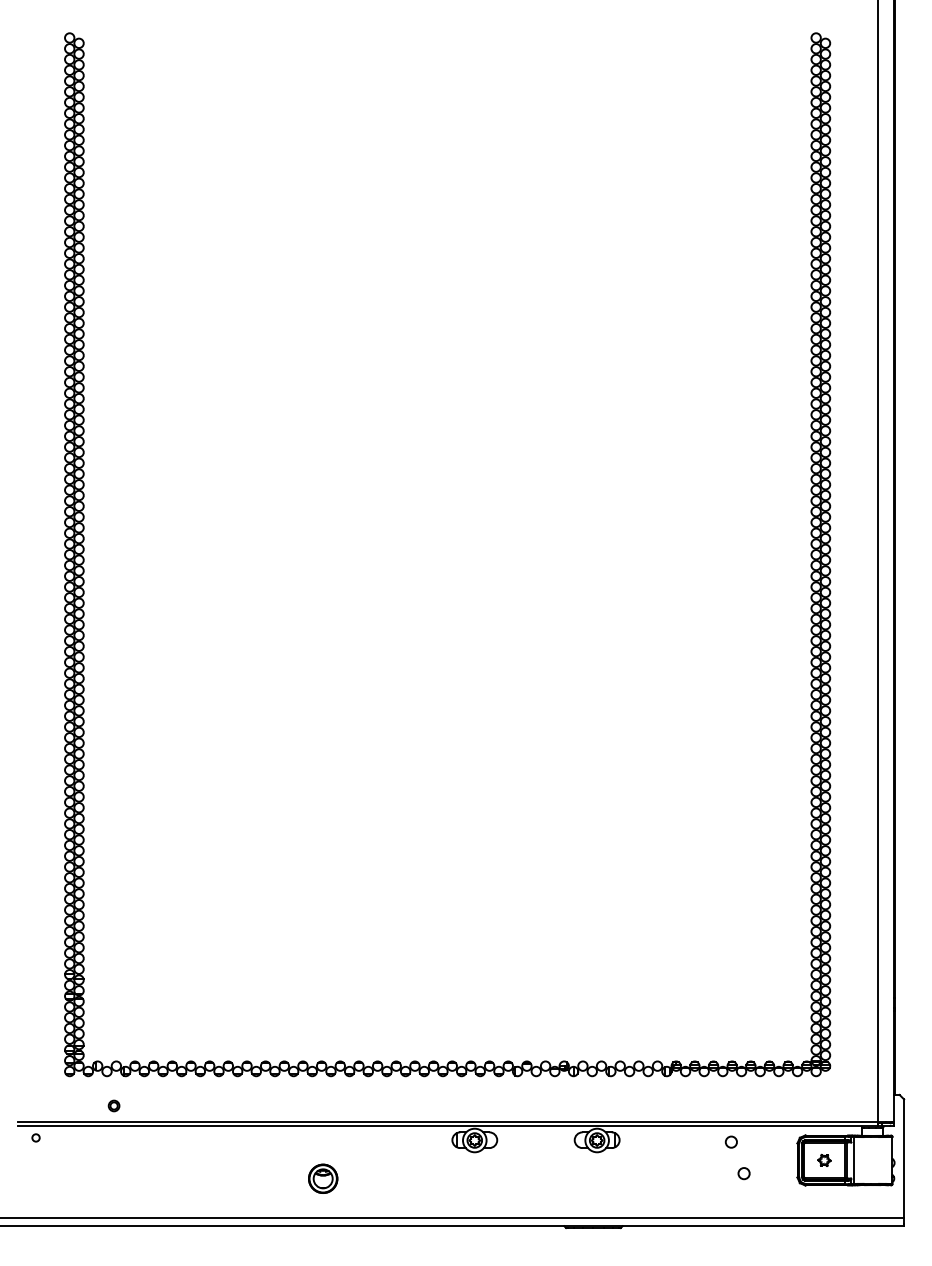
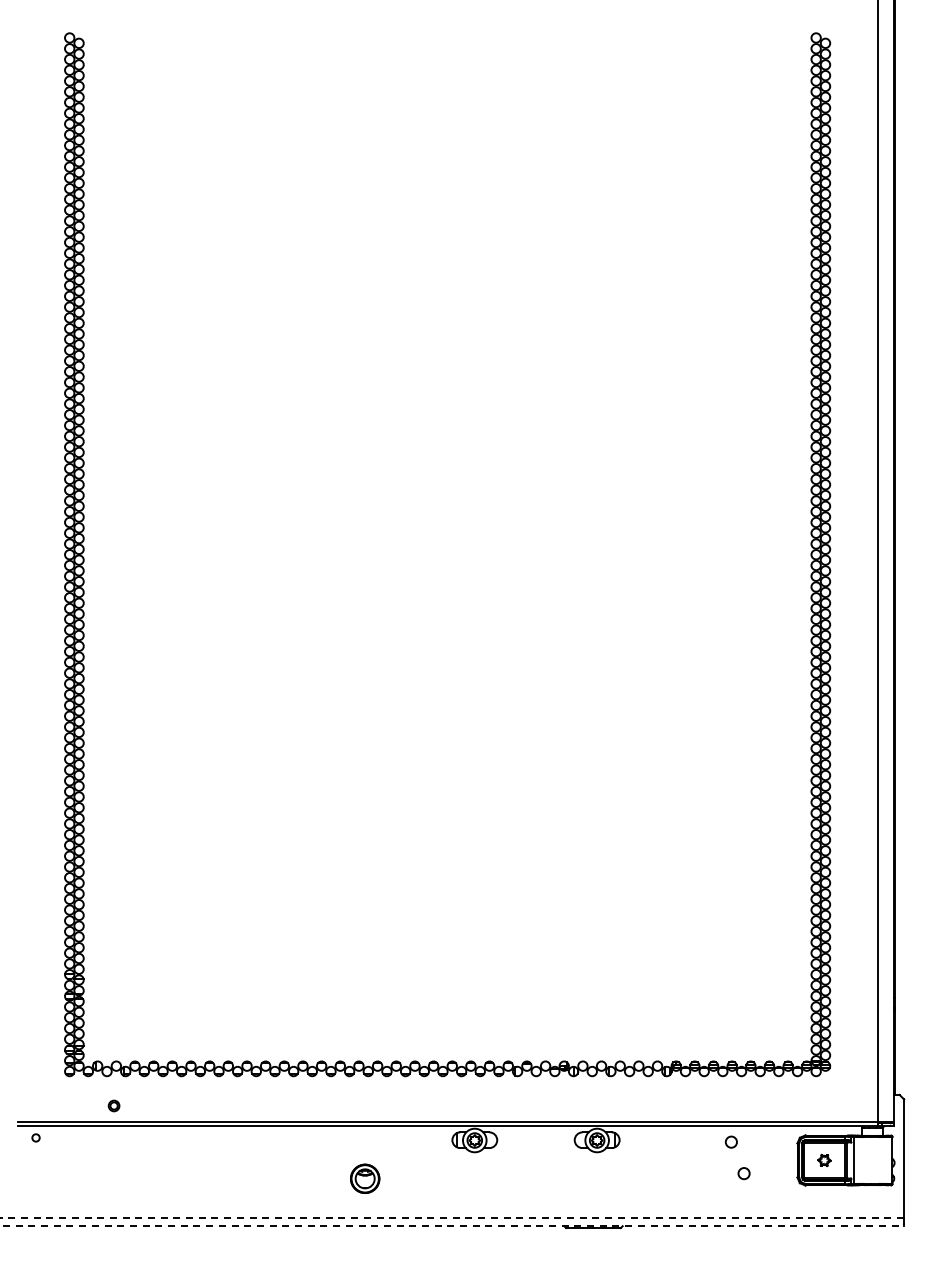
part position: (323, 1178) -> (365, 1178) (365, 1178)
line: solid -> dashed (452, 1218)
line: solid -> dashed (452, 1226)
